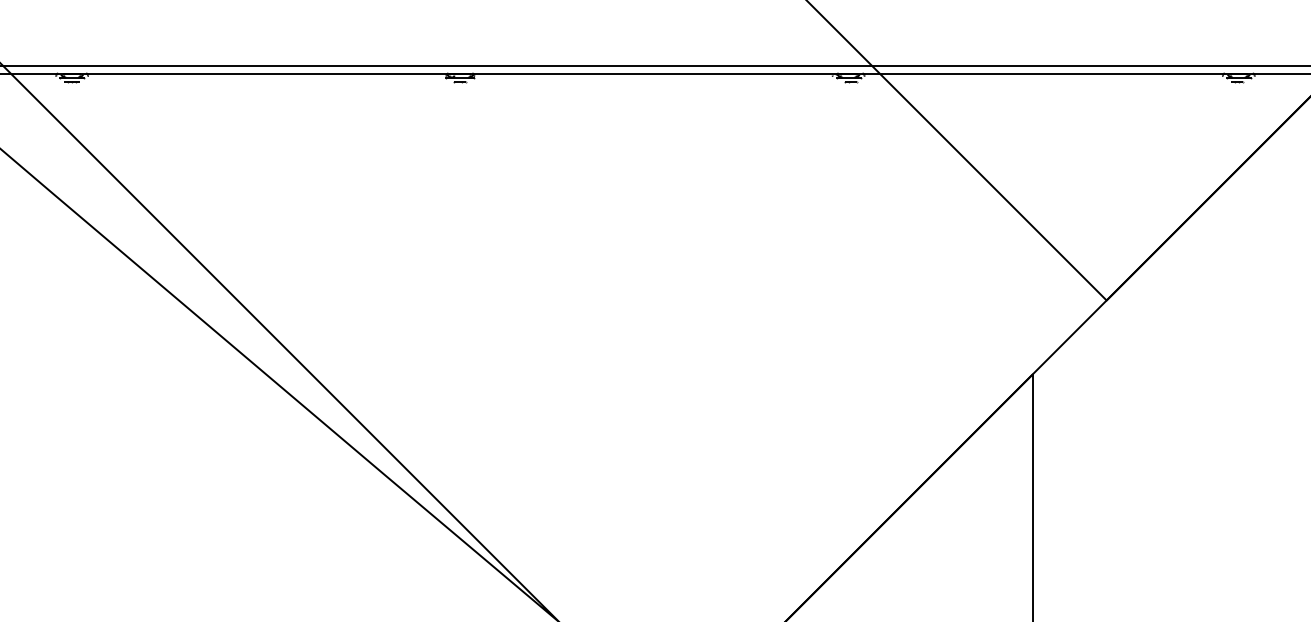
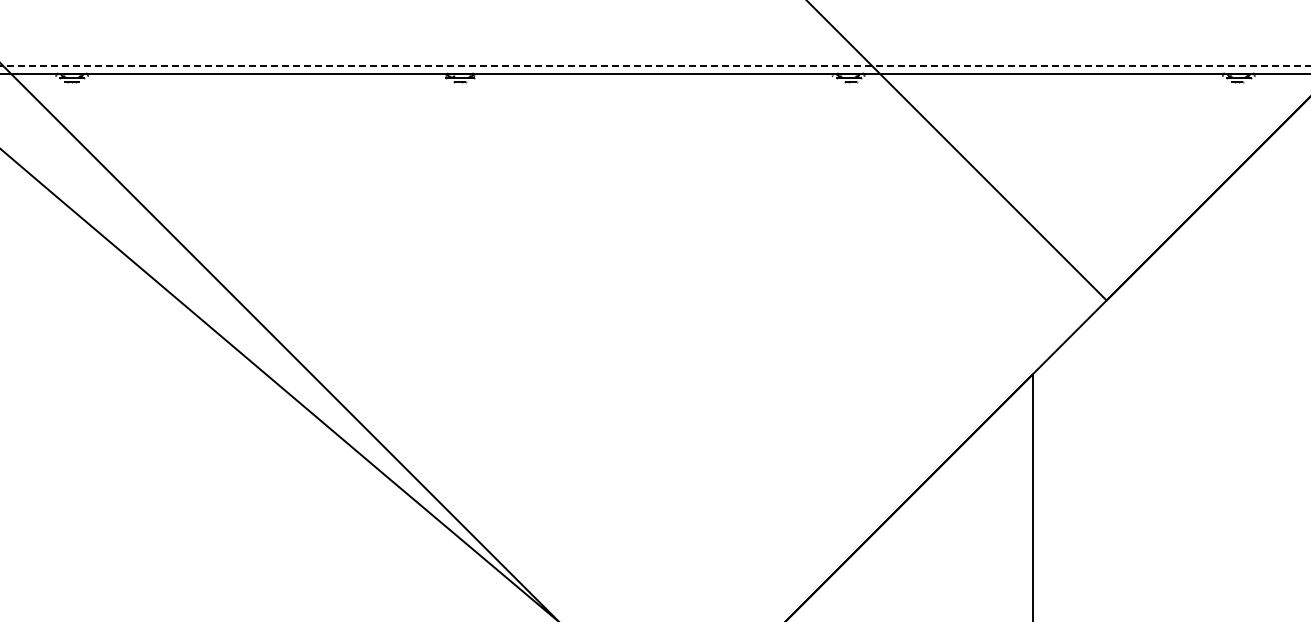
line: solid -> dashed (655, 65)
